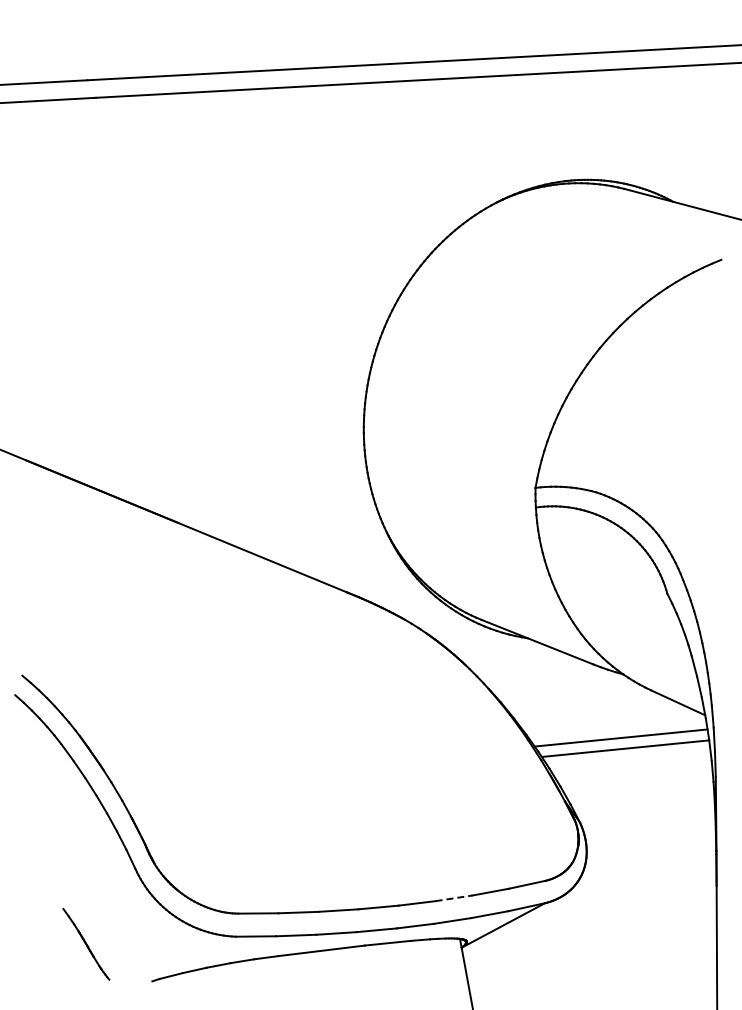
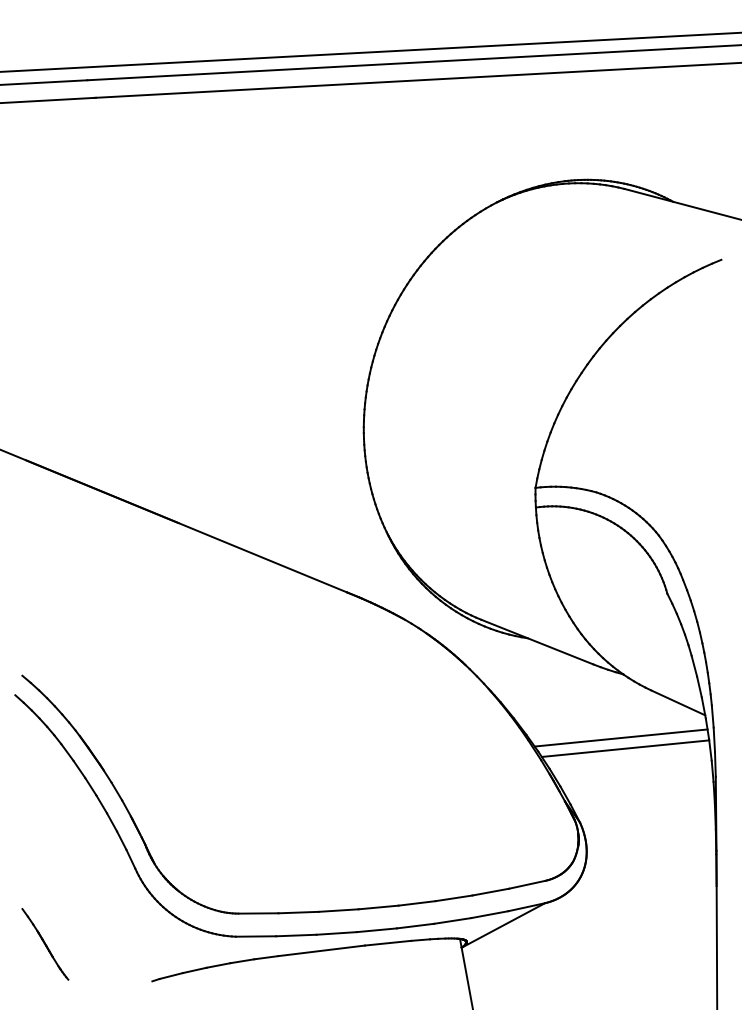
line: none -> present (370, 51)
line: dashed -> solid (454, 898)
part position: (86, 944) -> (45, 944) (45, 944)
